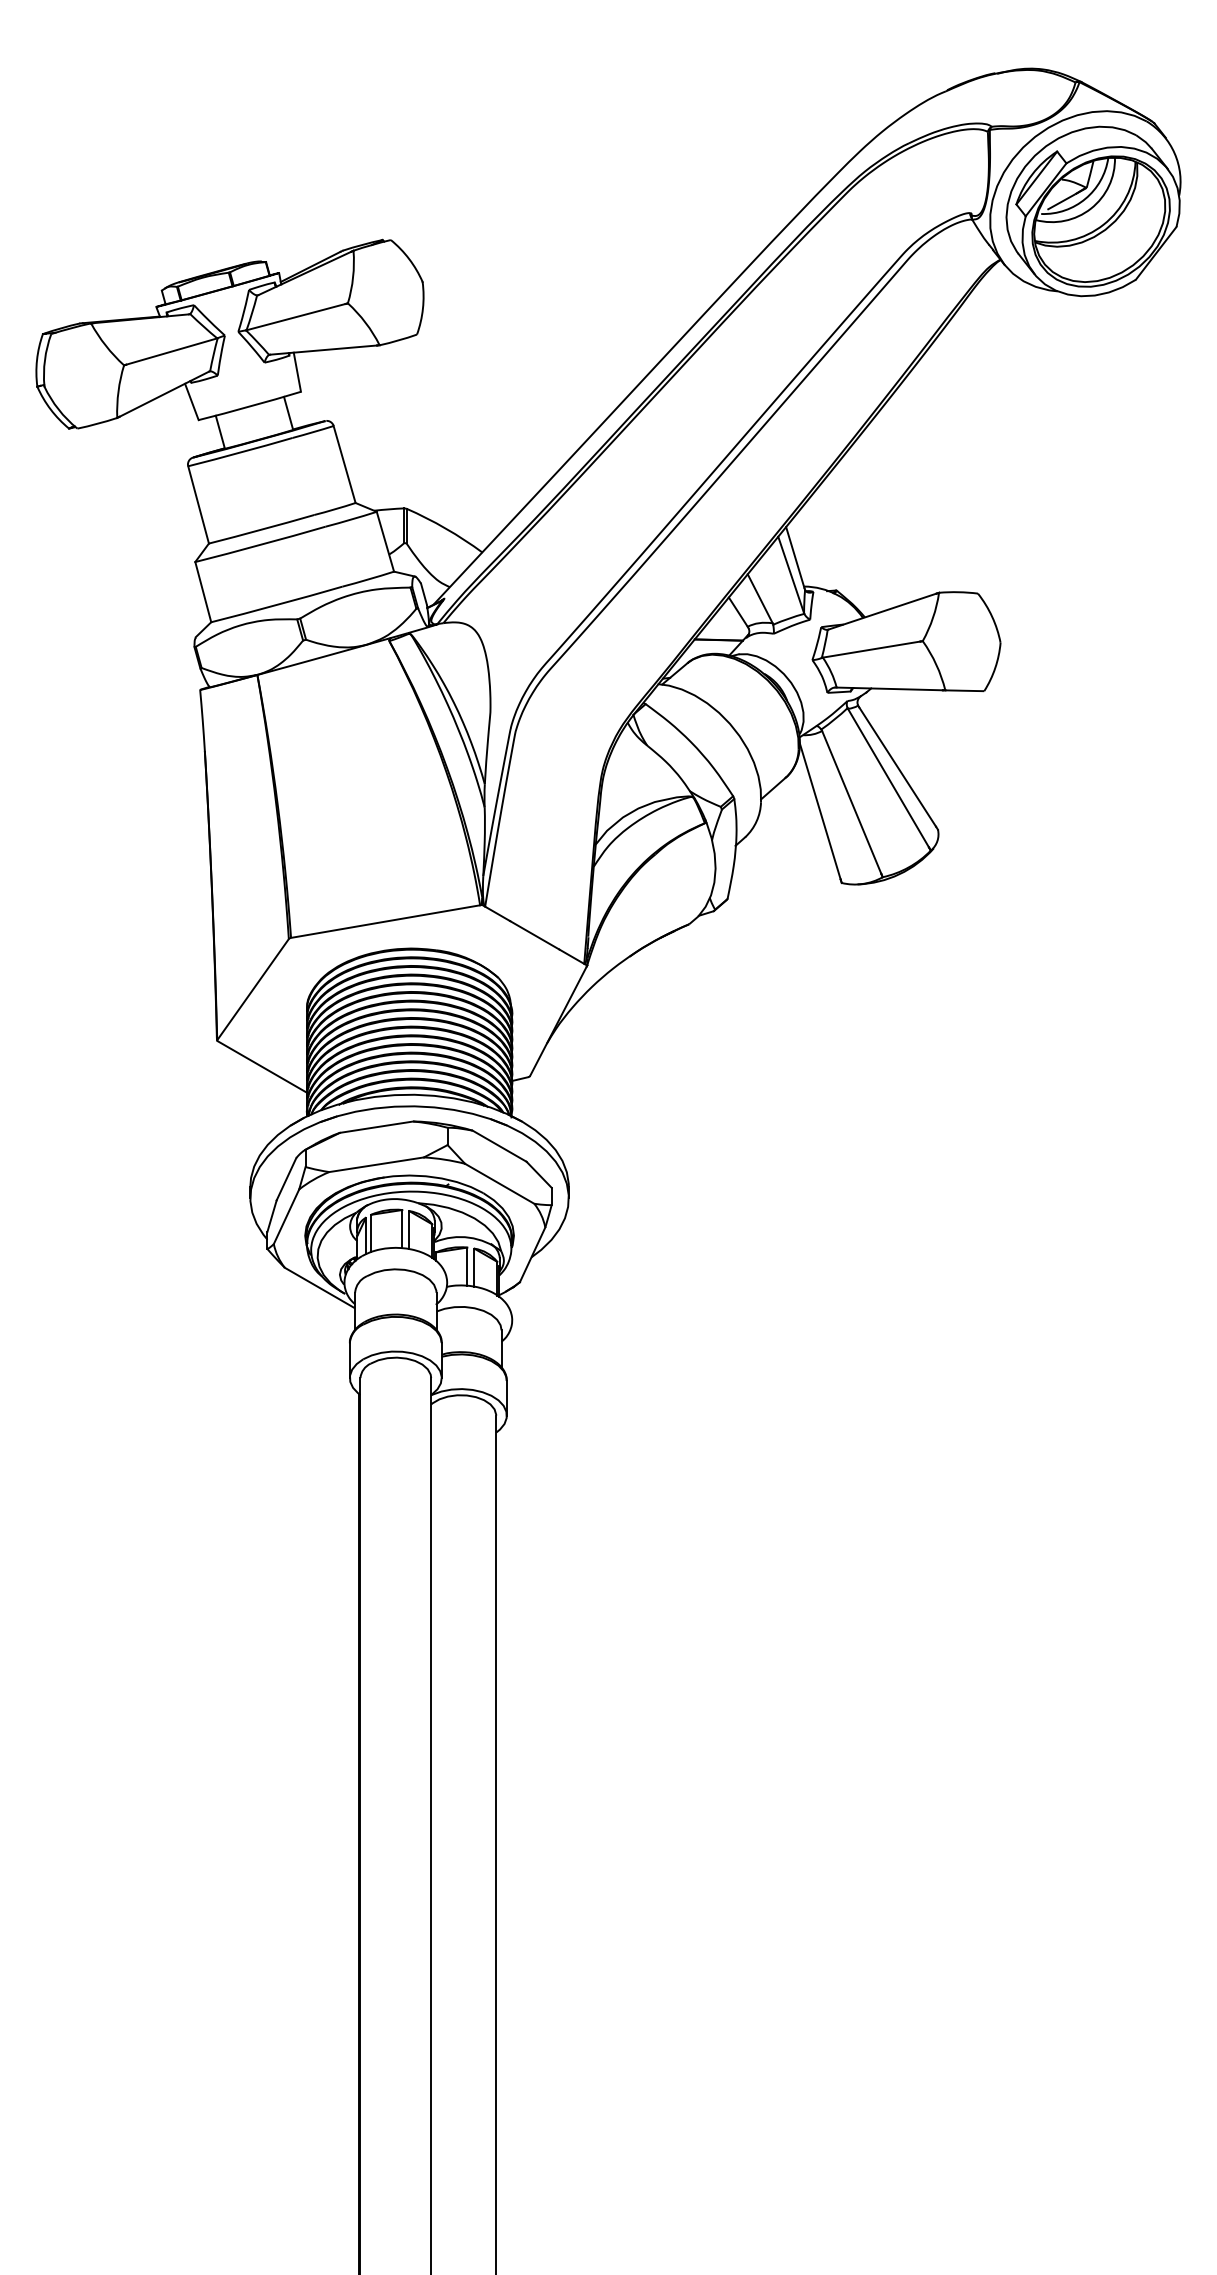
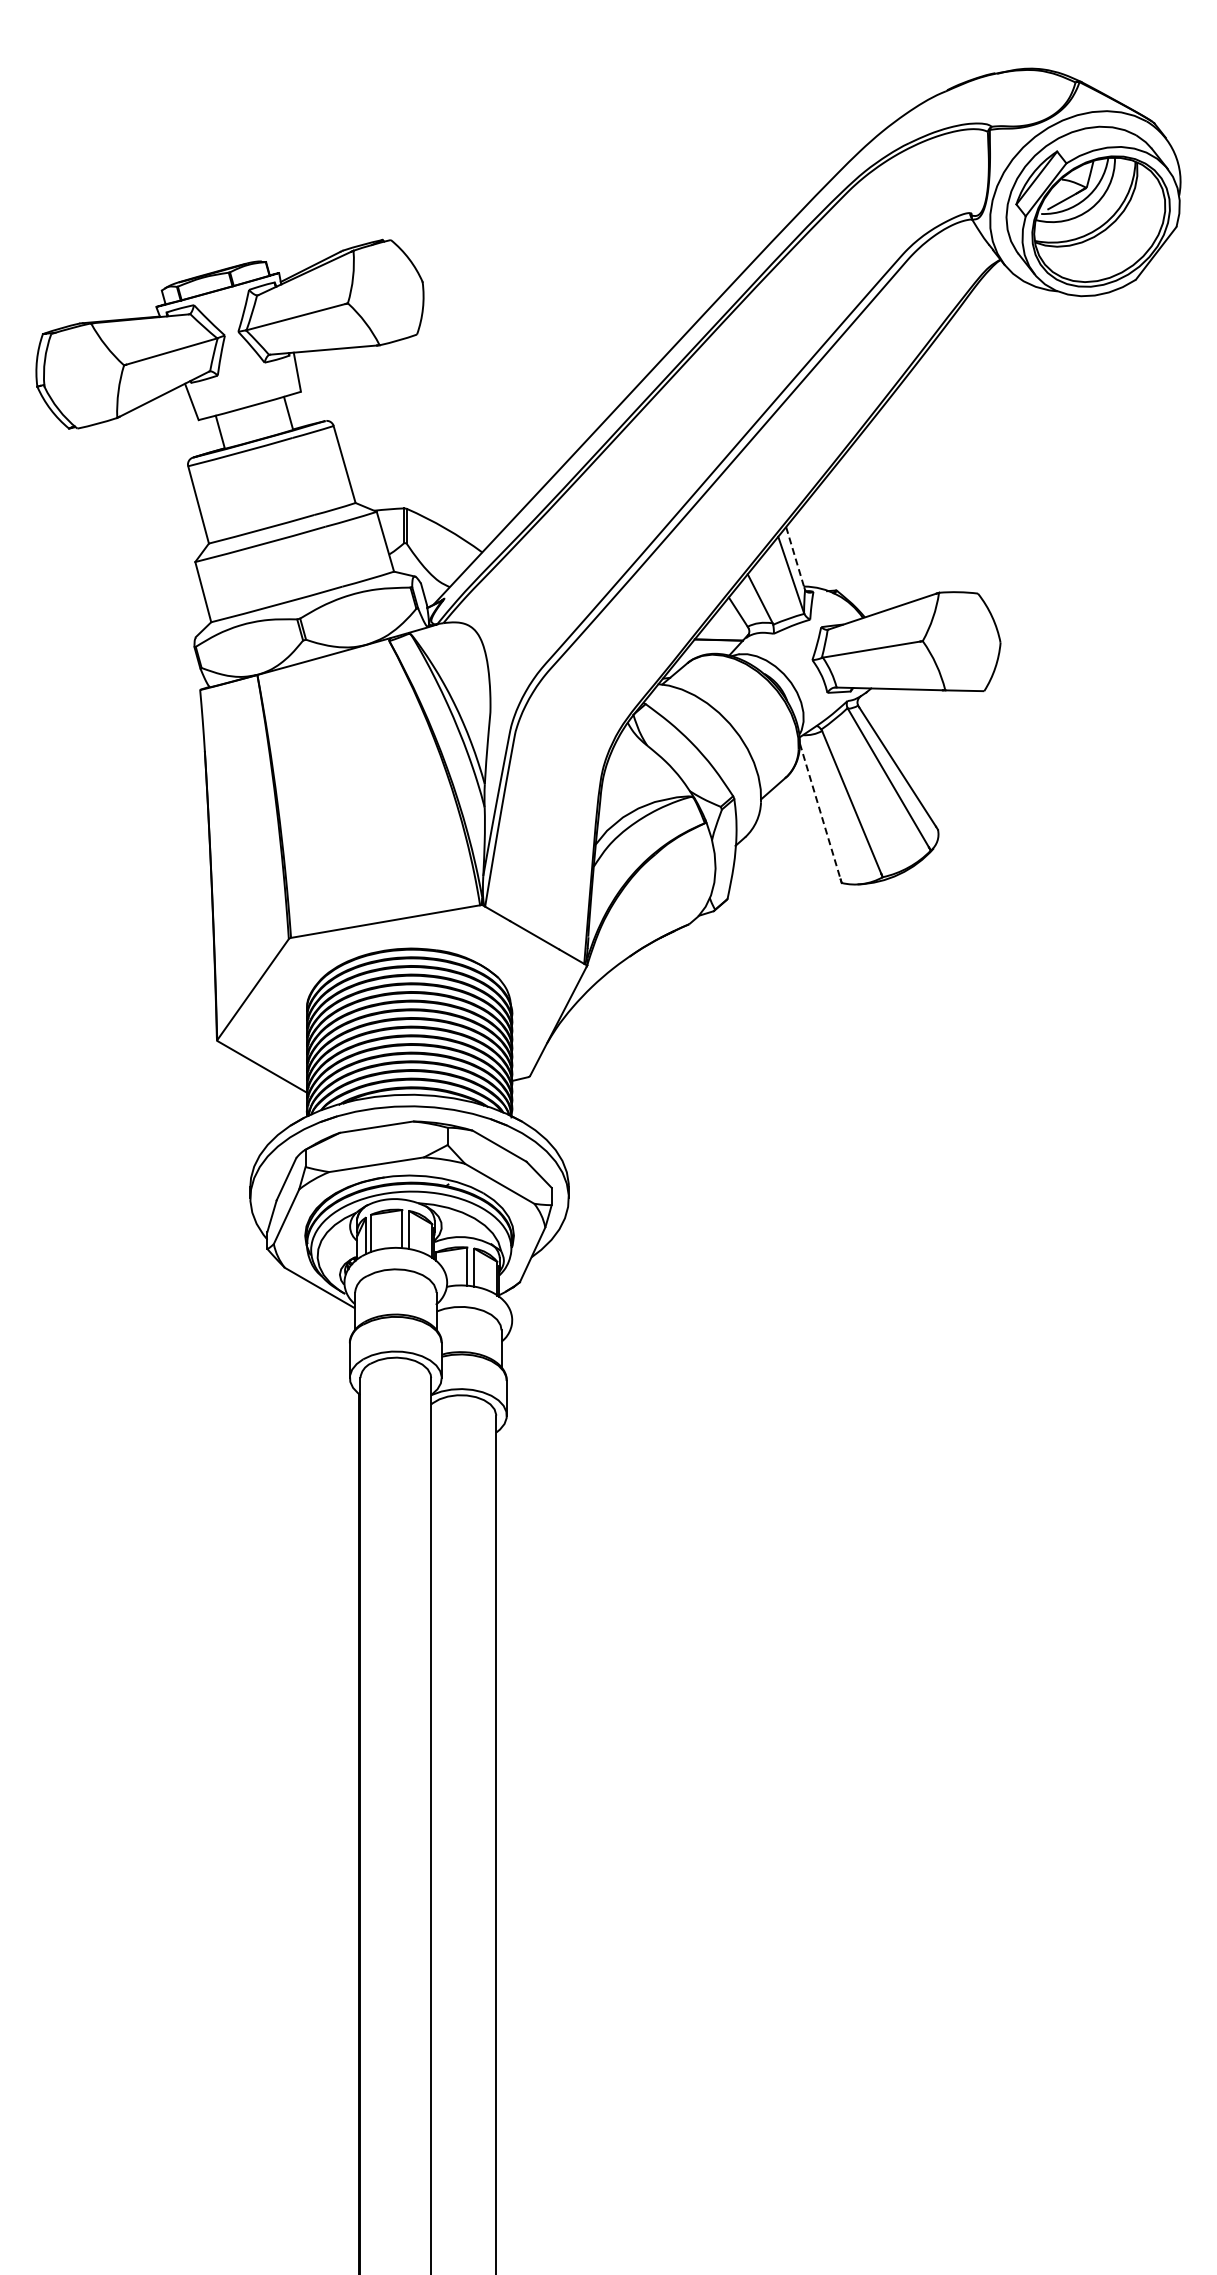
line: solid -> dashed (795, 557)
line: solid -> dashed (820, 812)
